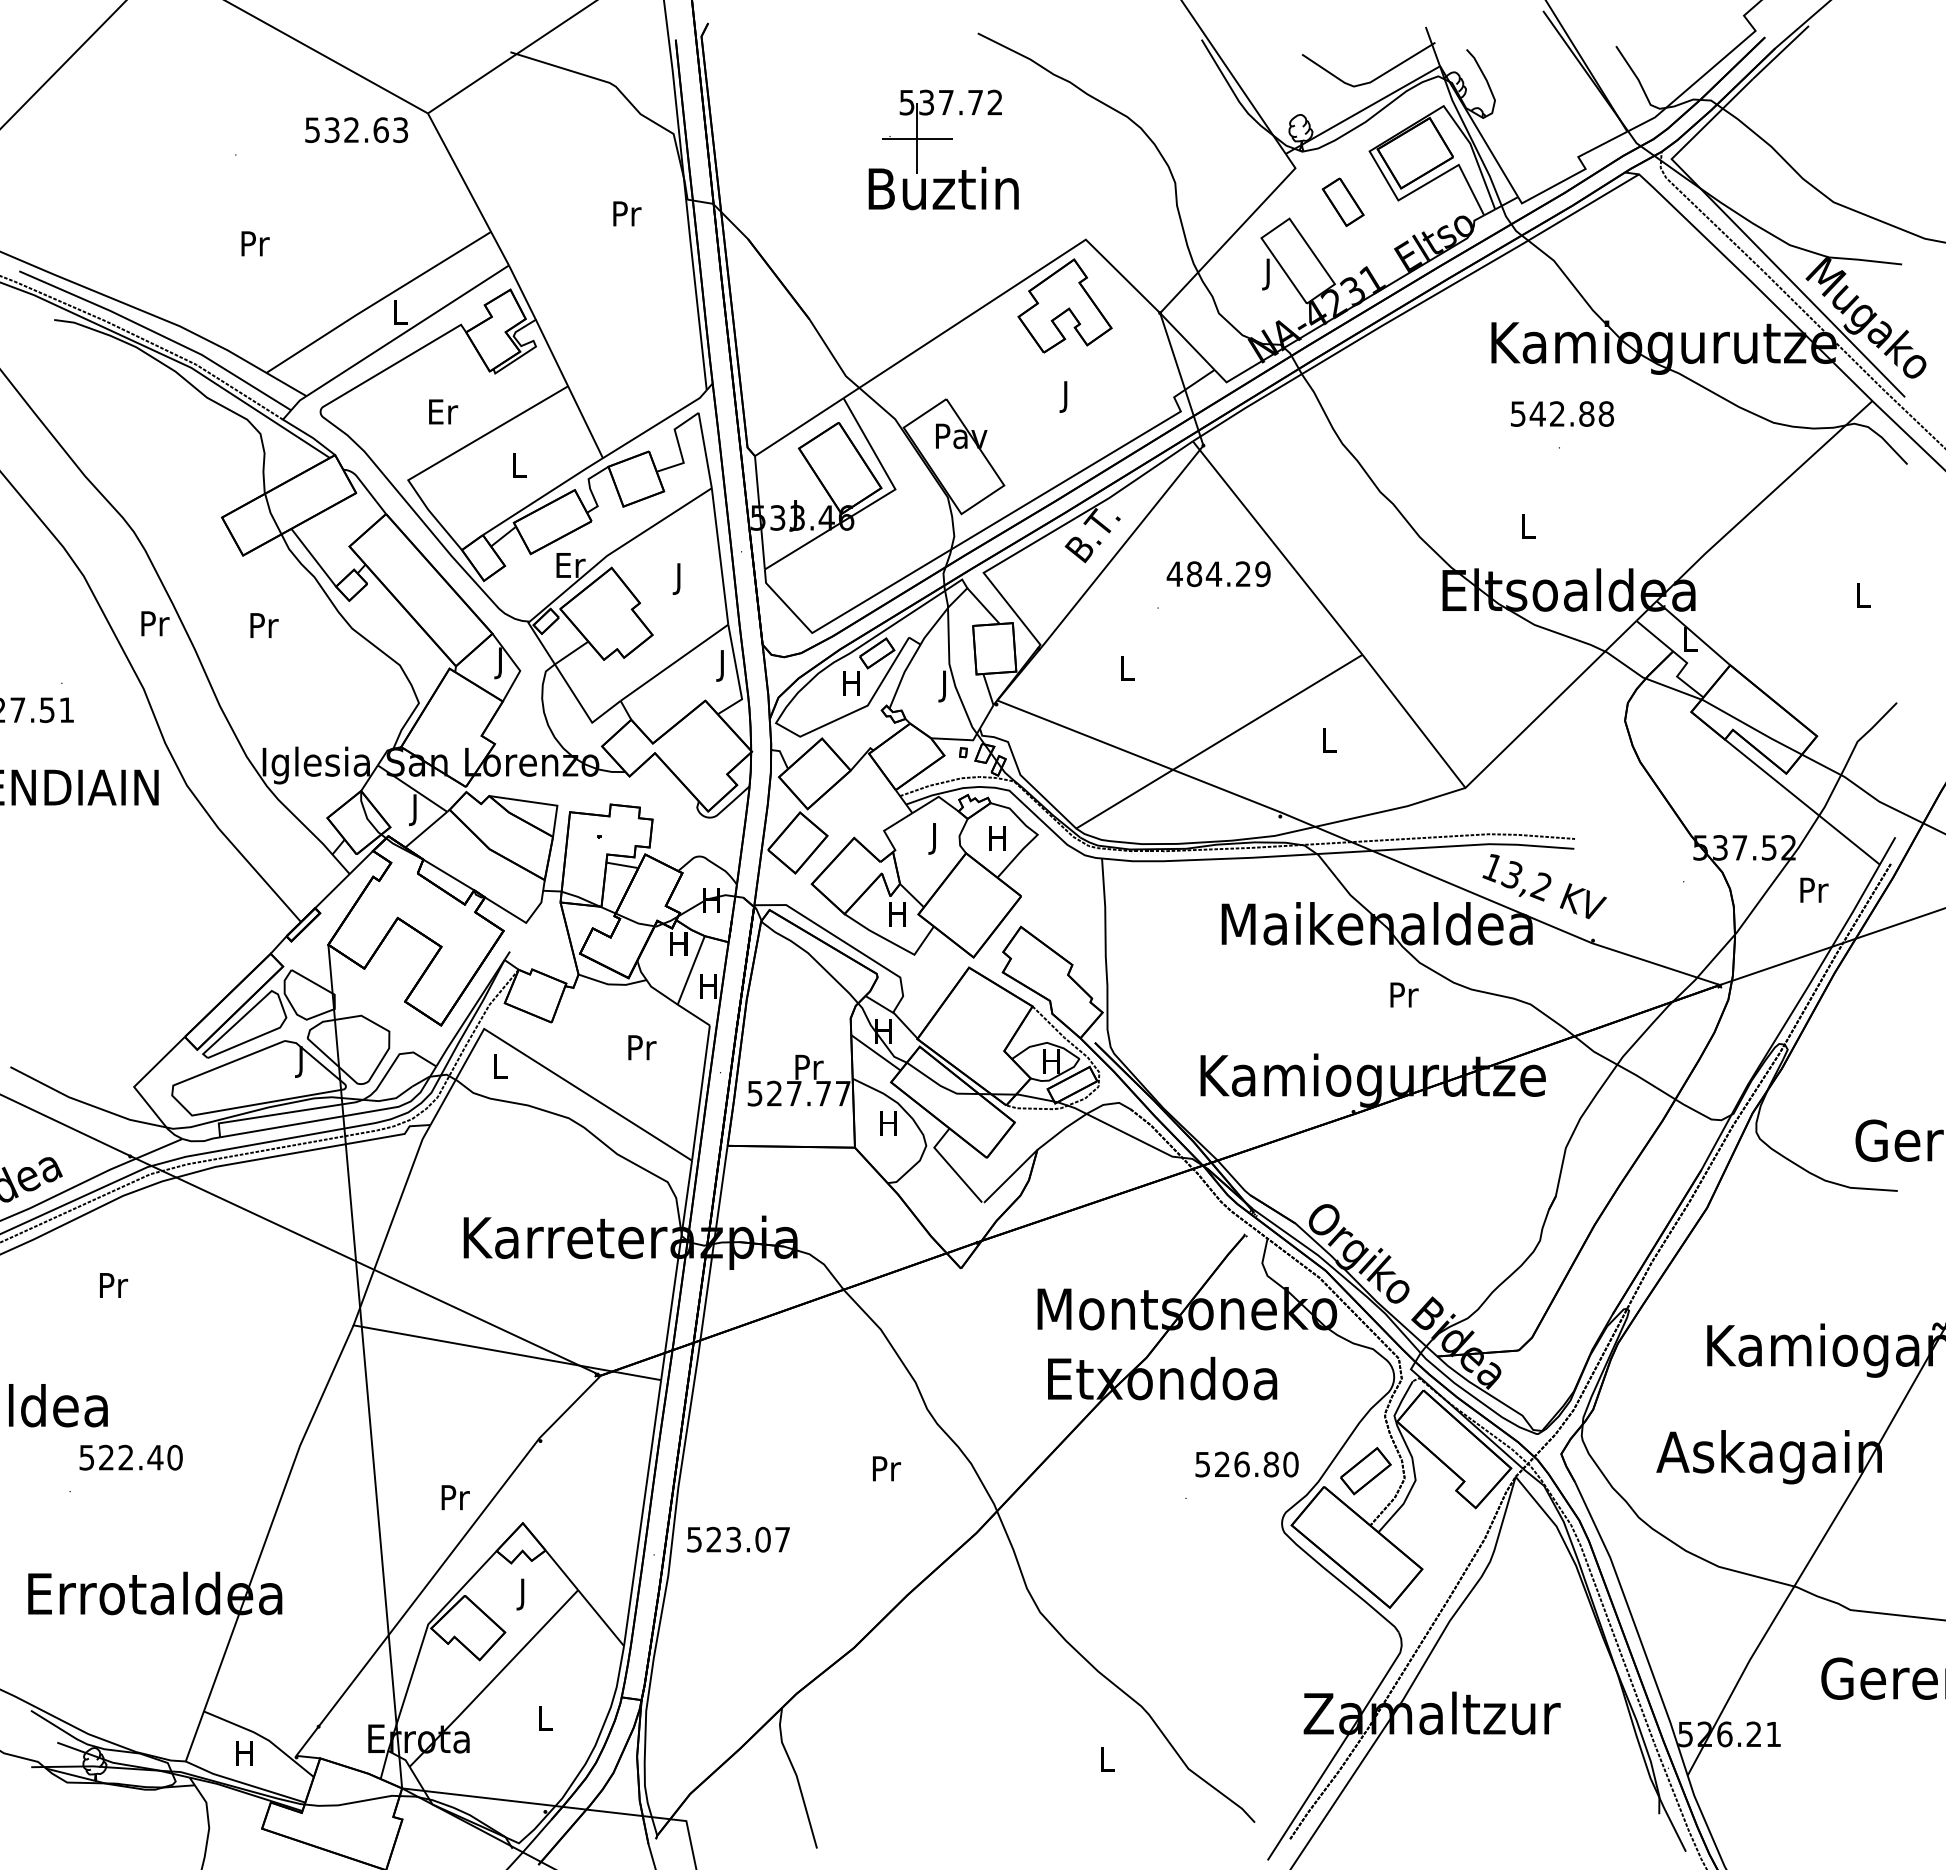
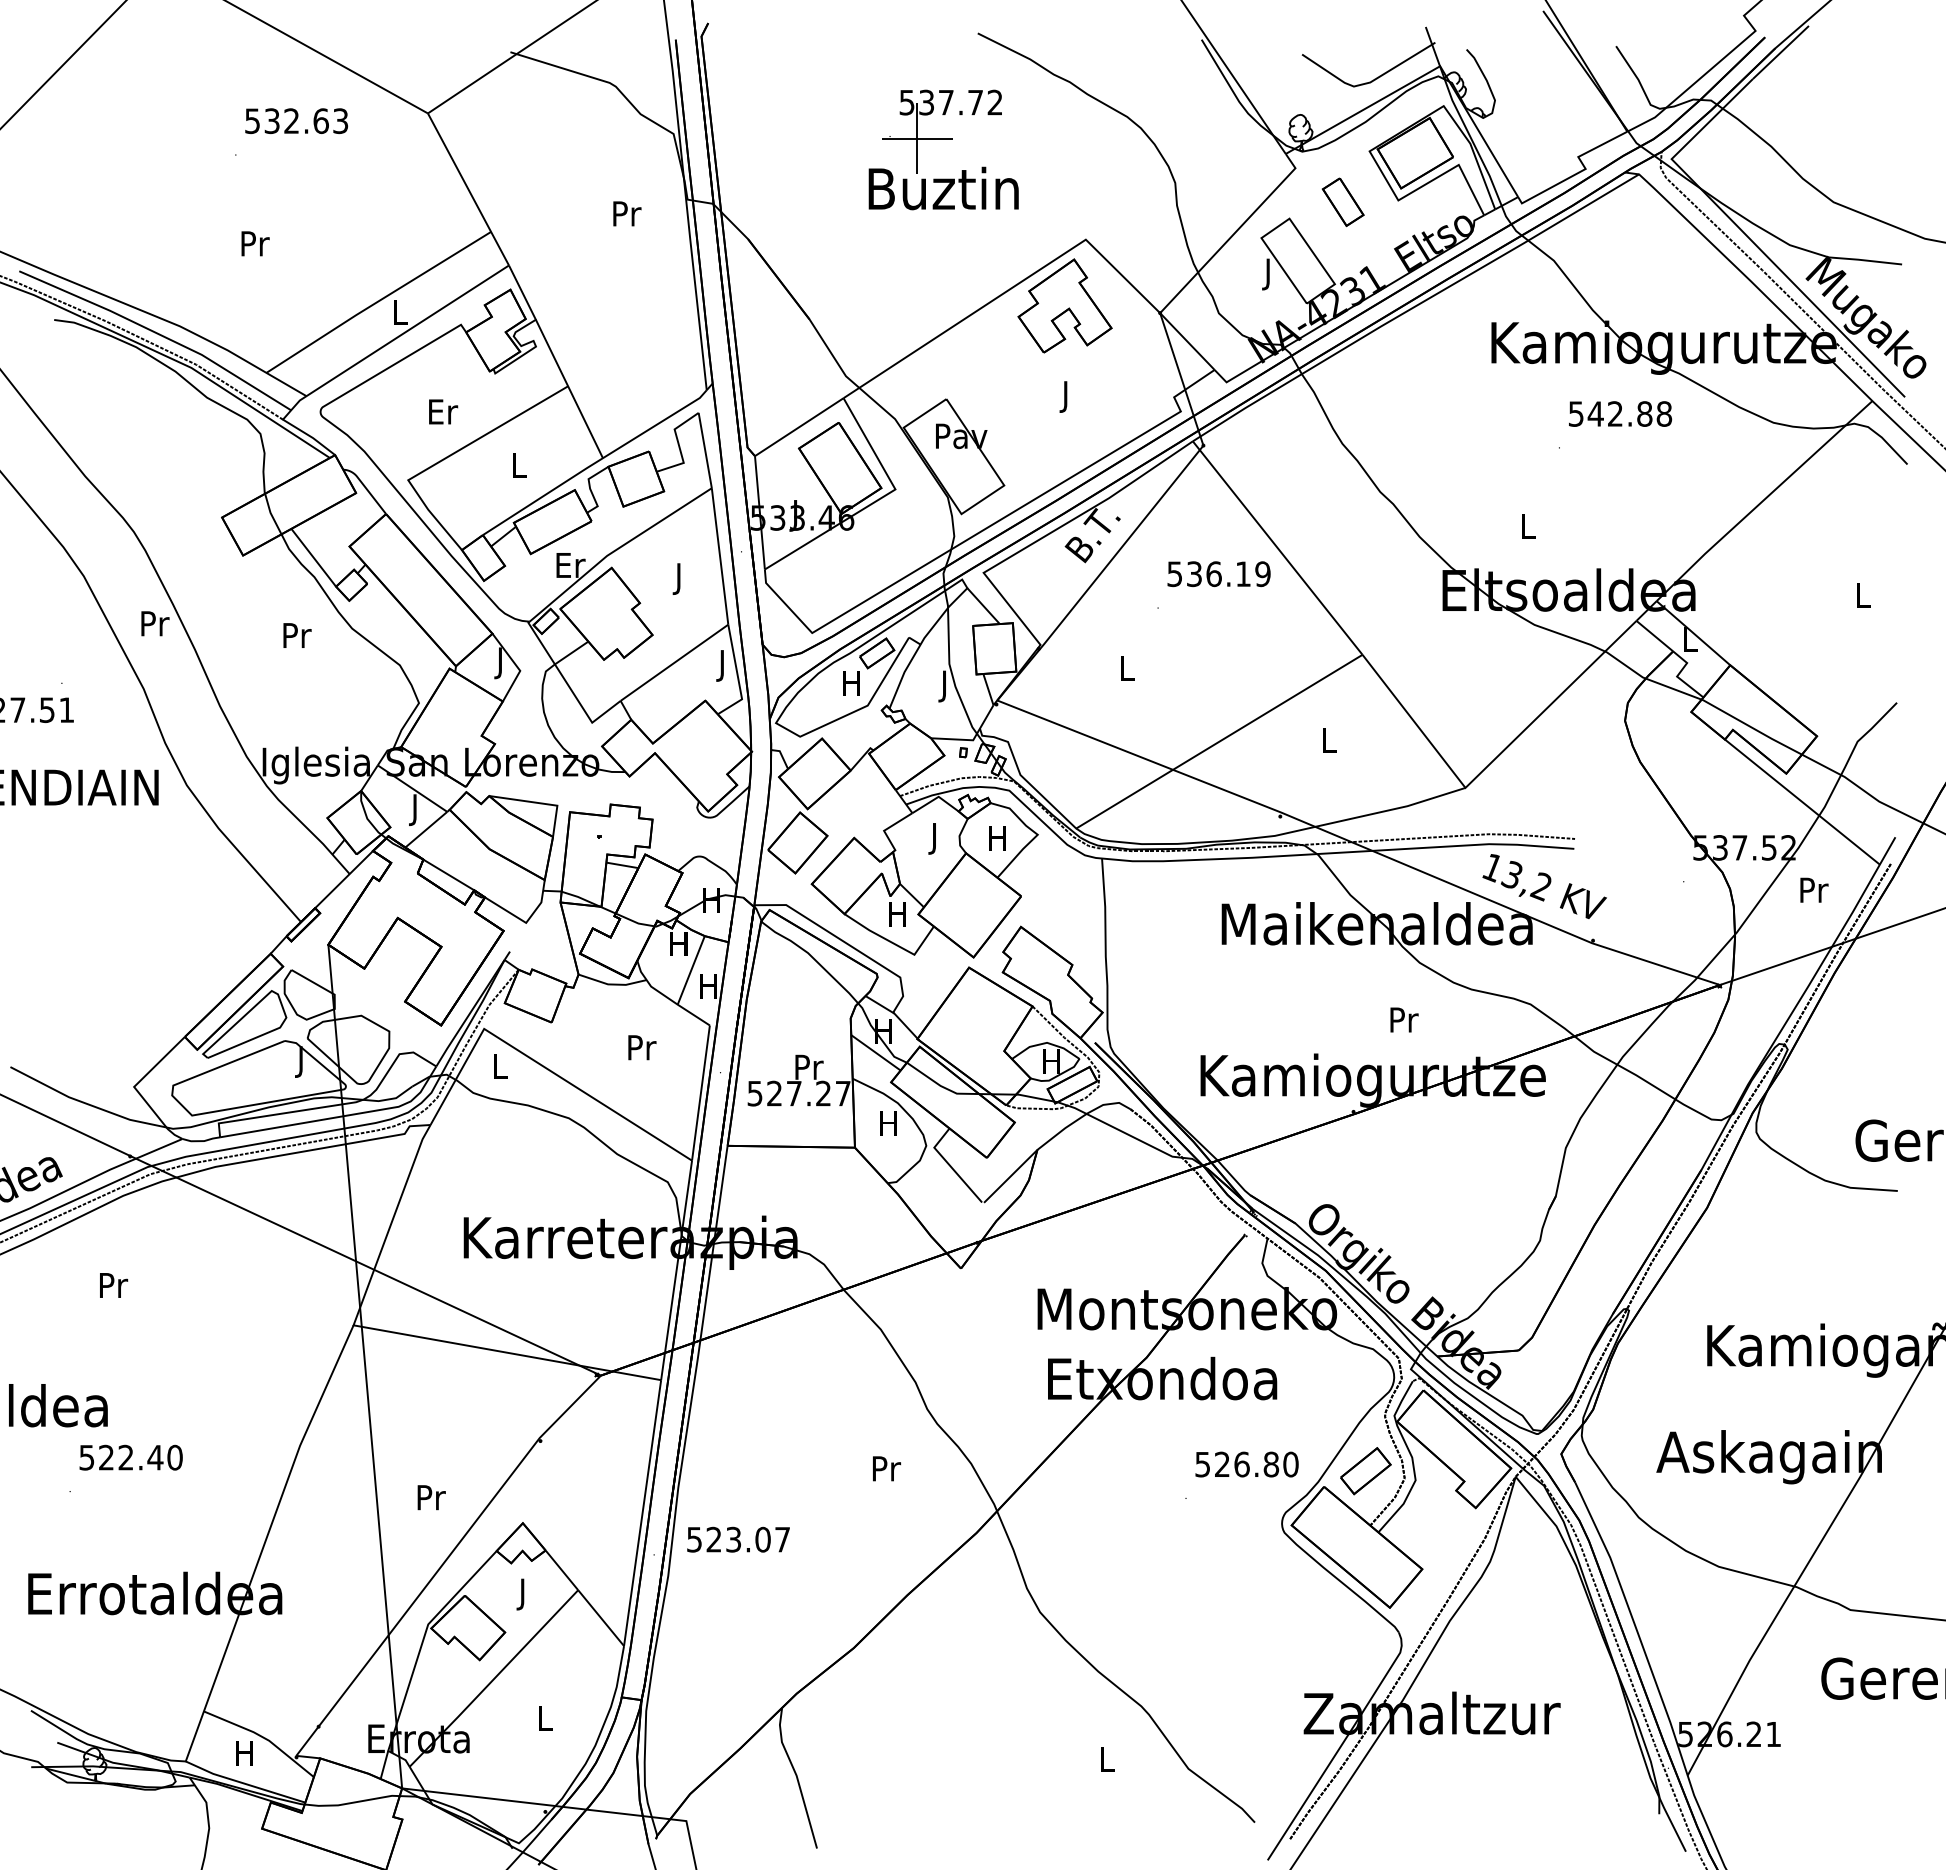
text position: (356, 129) -> (296, 120) (296, 120)
text position: (1562, 413) -> (1620, 413) (1620, 413)
text: 484.29 -> 536.19 (1208, 574)
text position: (264, 625) -> (297, 635) (297, 635)
text position: (1404, 994) -> (1404, 1019) (1404, 1019)
text: 527.77 -> 527.27 (823, 1093)
text position: (455, 1497) -> (431, 1497) (431, 1497)
